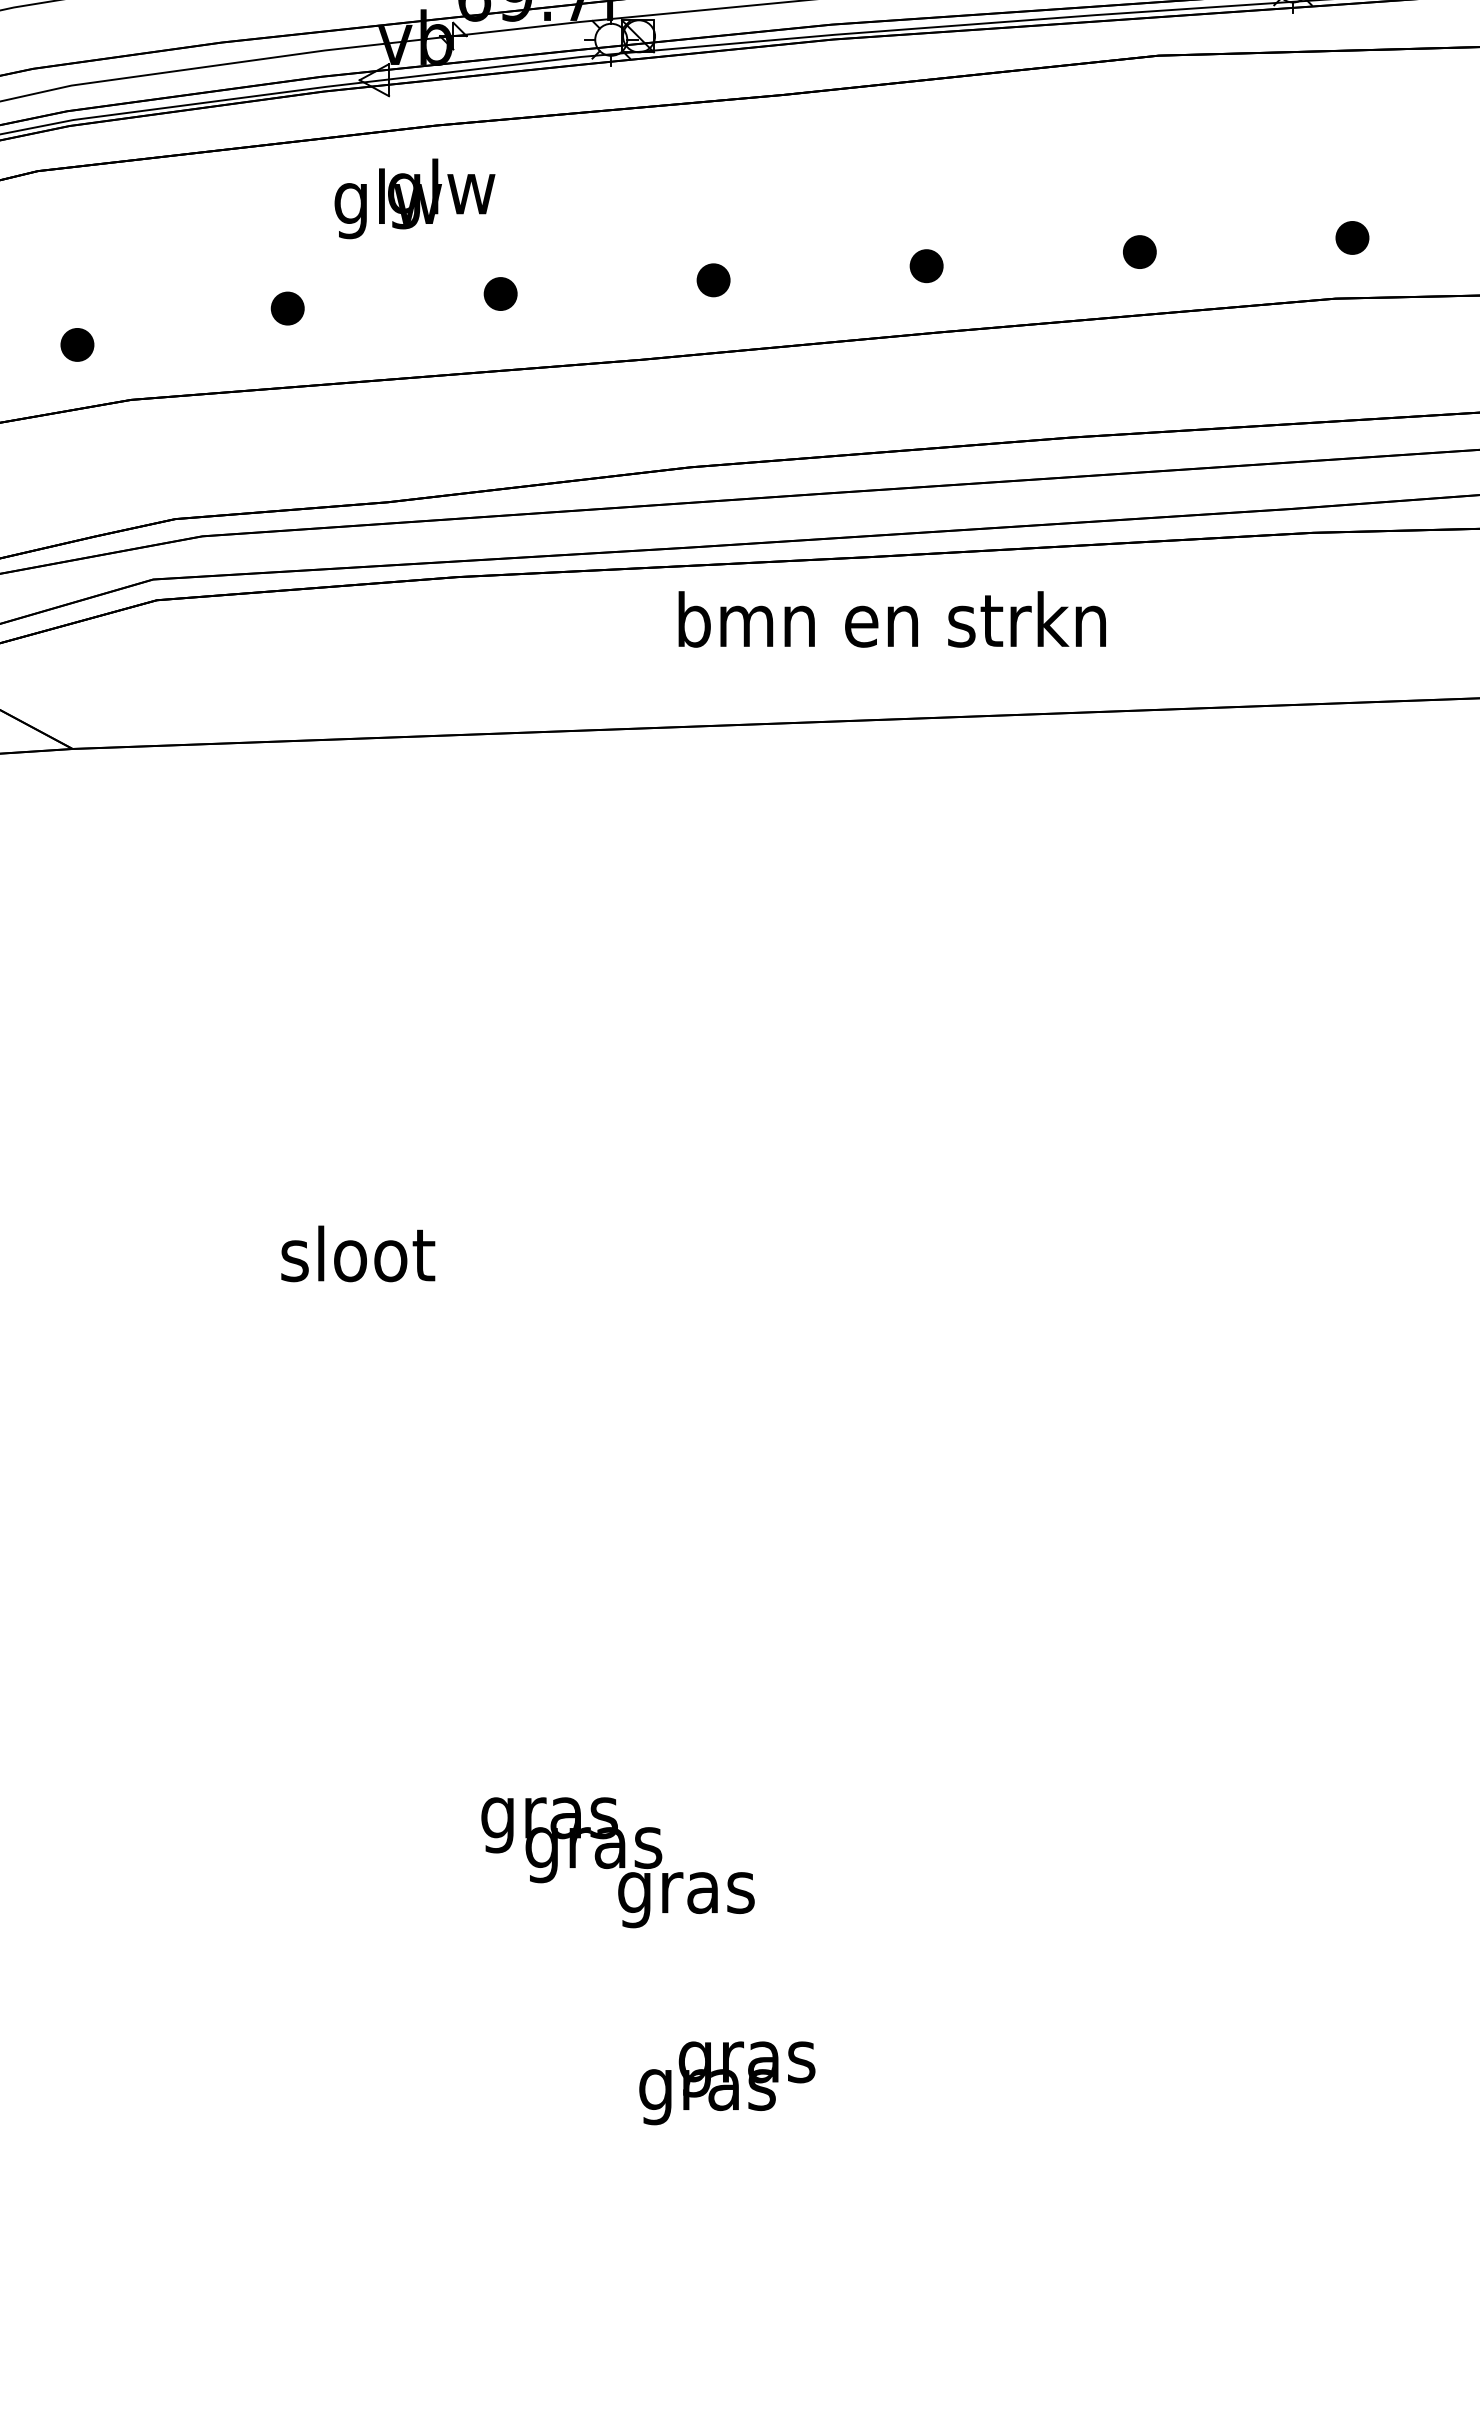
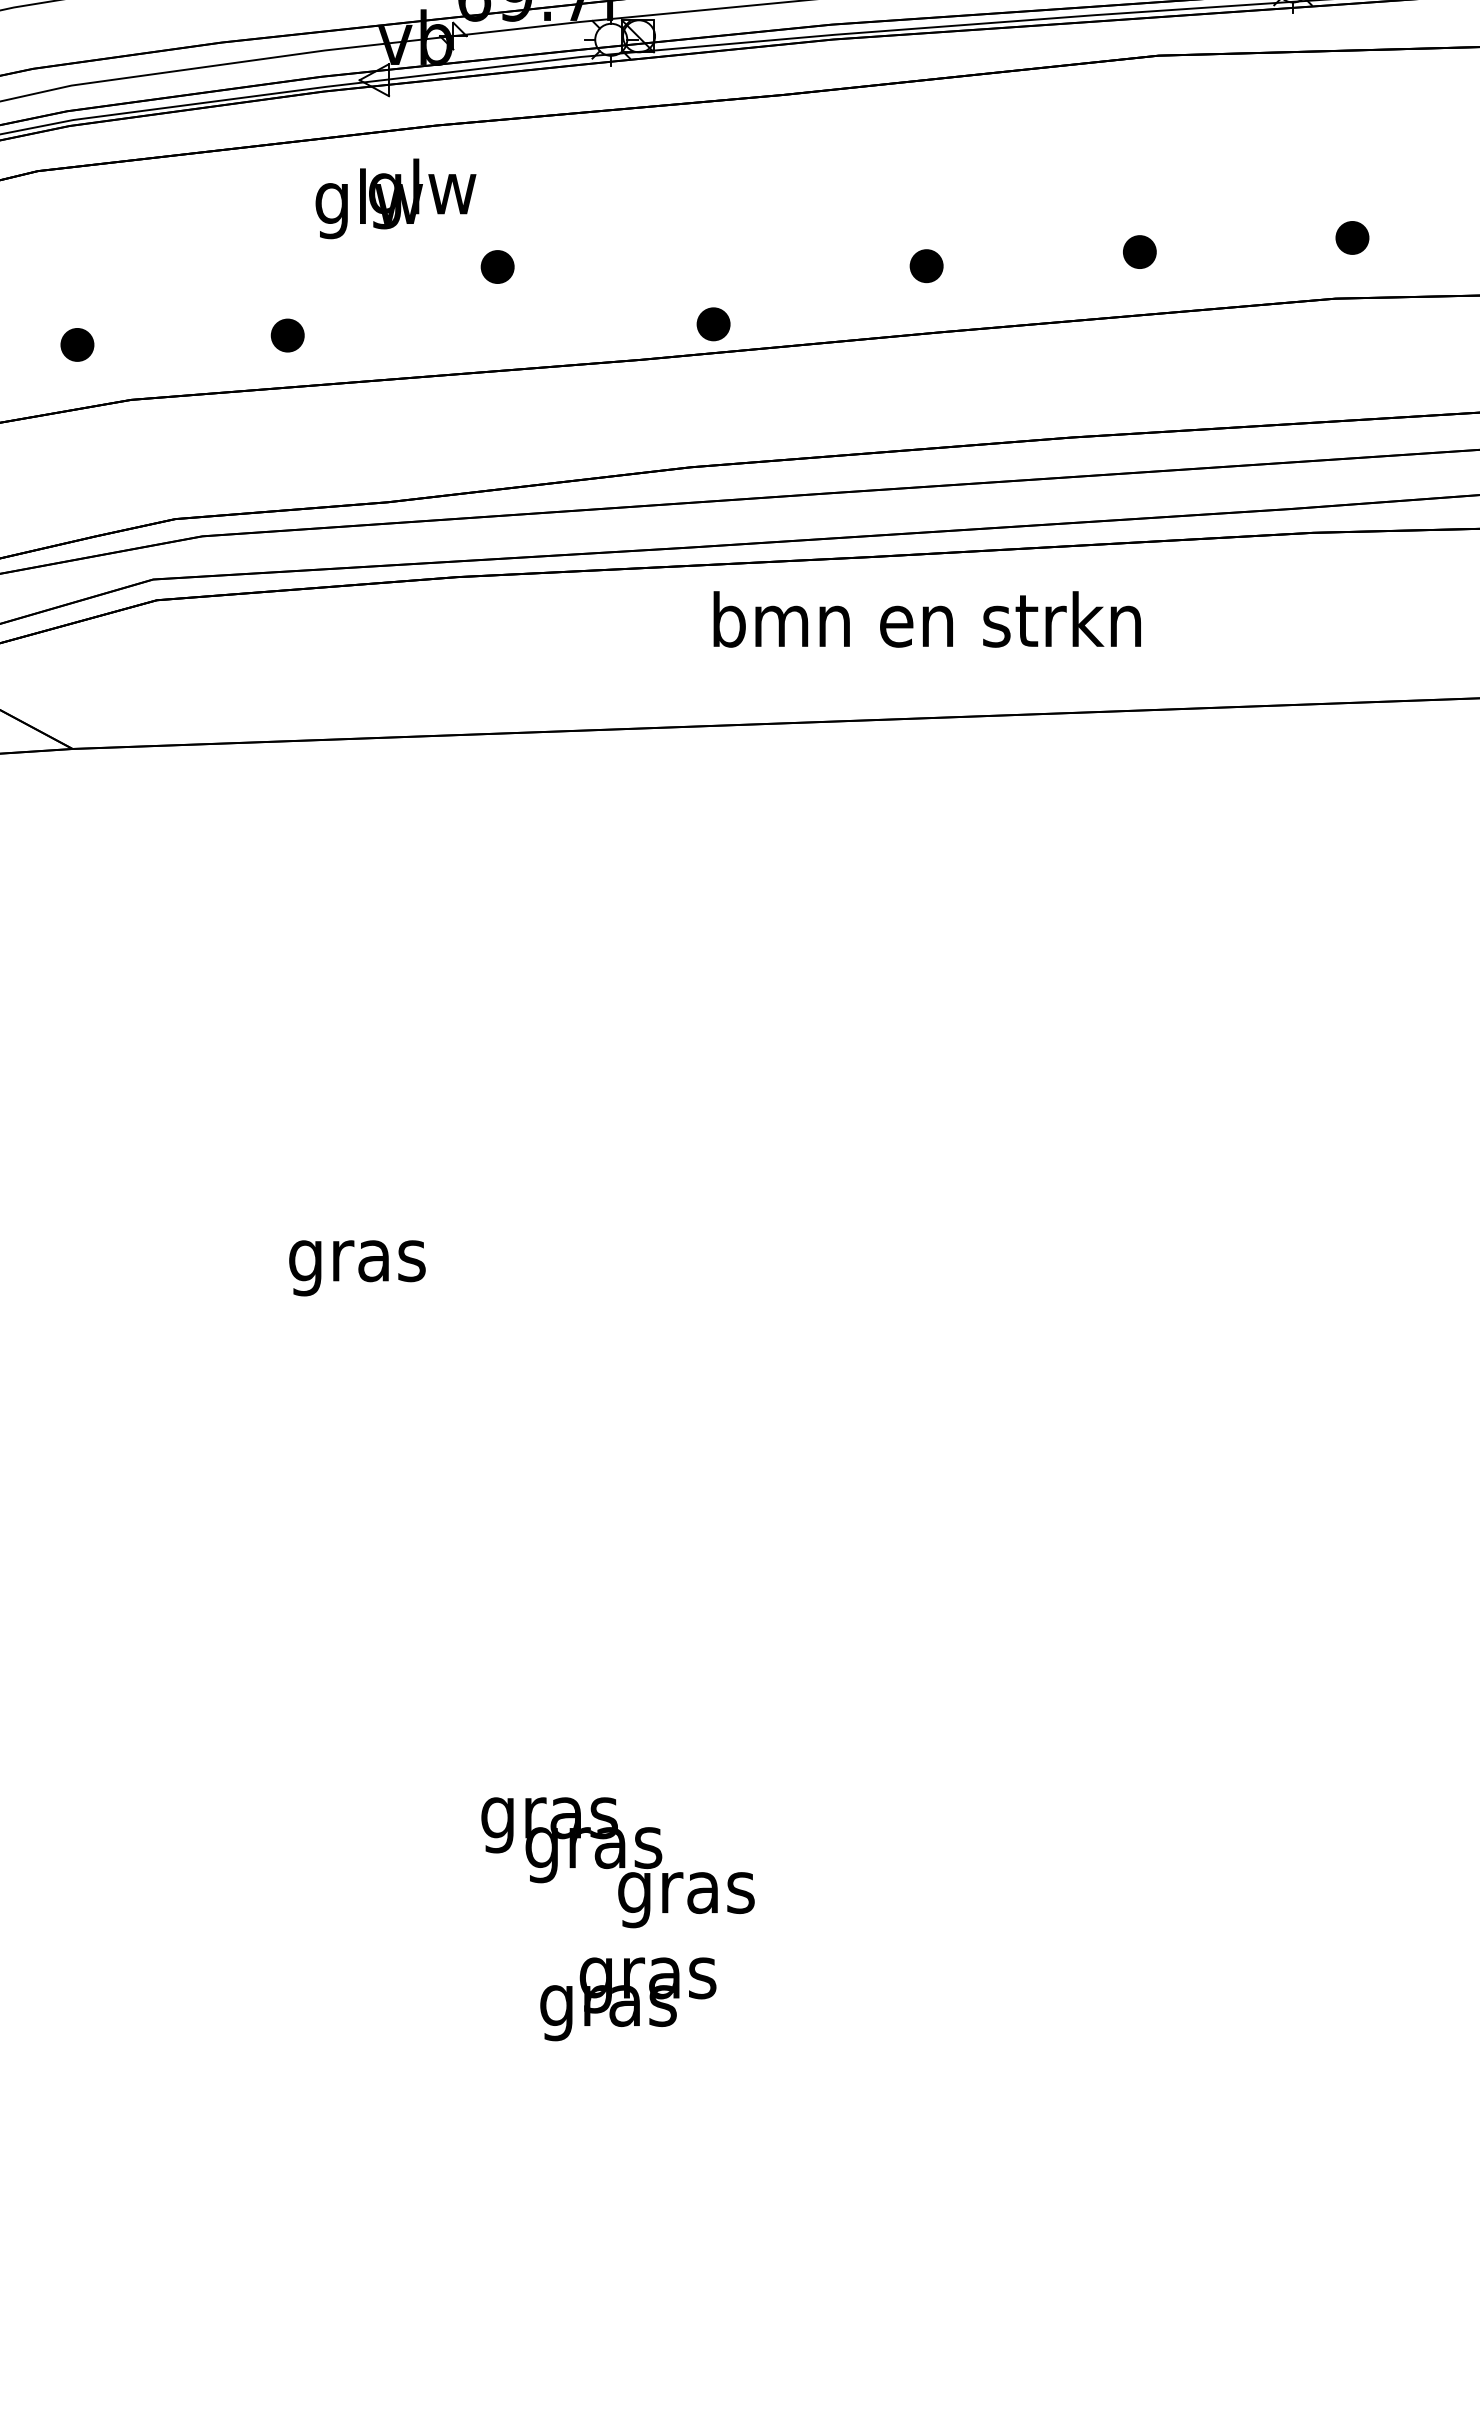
text position: (414, 198) -> (395, 198) (395, 198)
part position: (713, 280) -> (713, 324) (713, 324)
part position: (500, 293) -> (497, 266) (497, 266)
part position: (287, 308) -> (287, 335) (287, 335)
text position: (891, 619) -> (926, 619) (926, 619)
text: sloot -> gras (358, 1260)
text position: (727, 2083) -> (628, 1999) (628, 1999)
